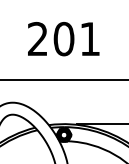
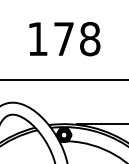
text: 201 -> 178 (64, 38)
